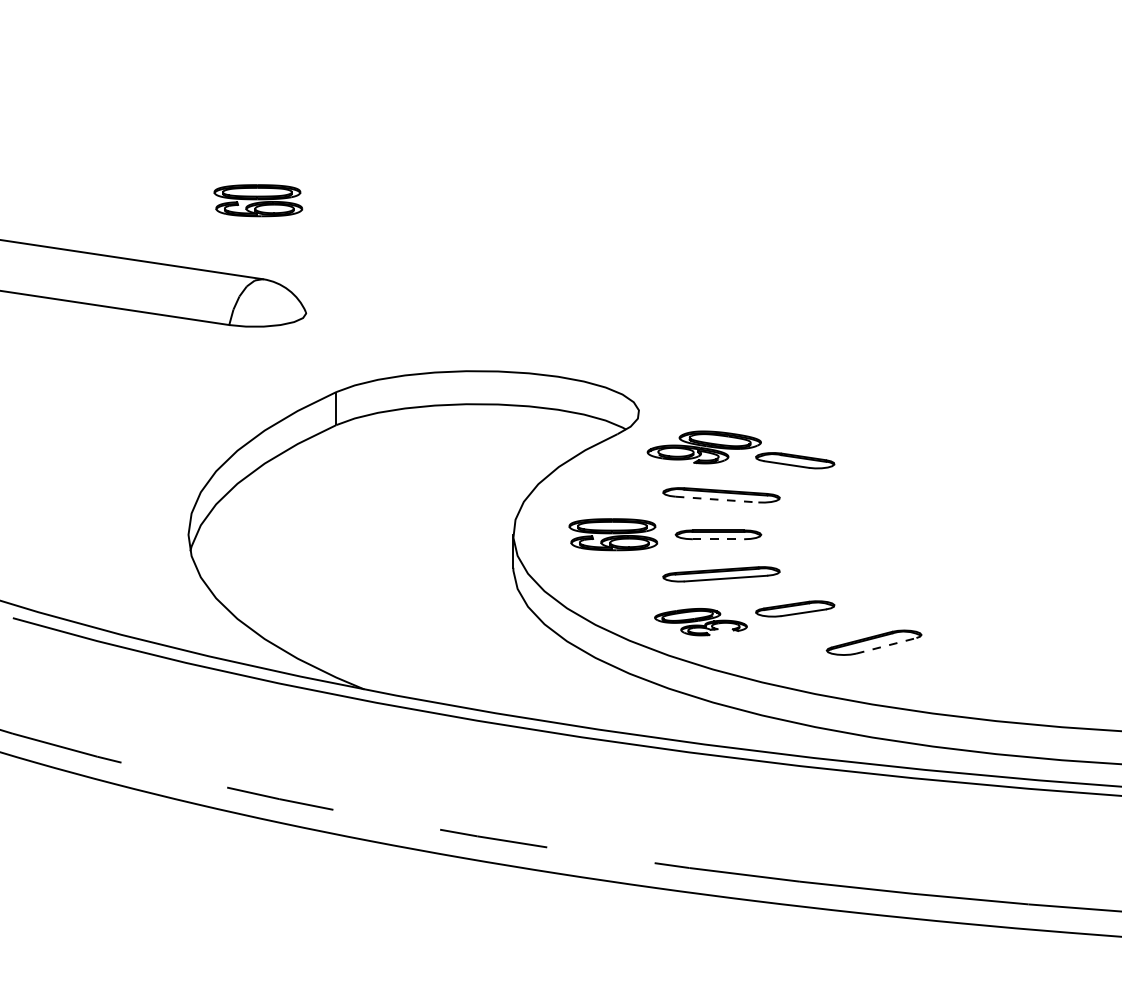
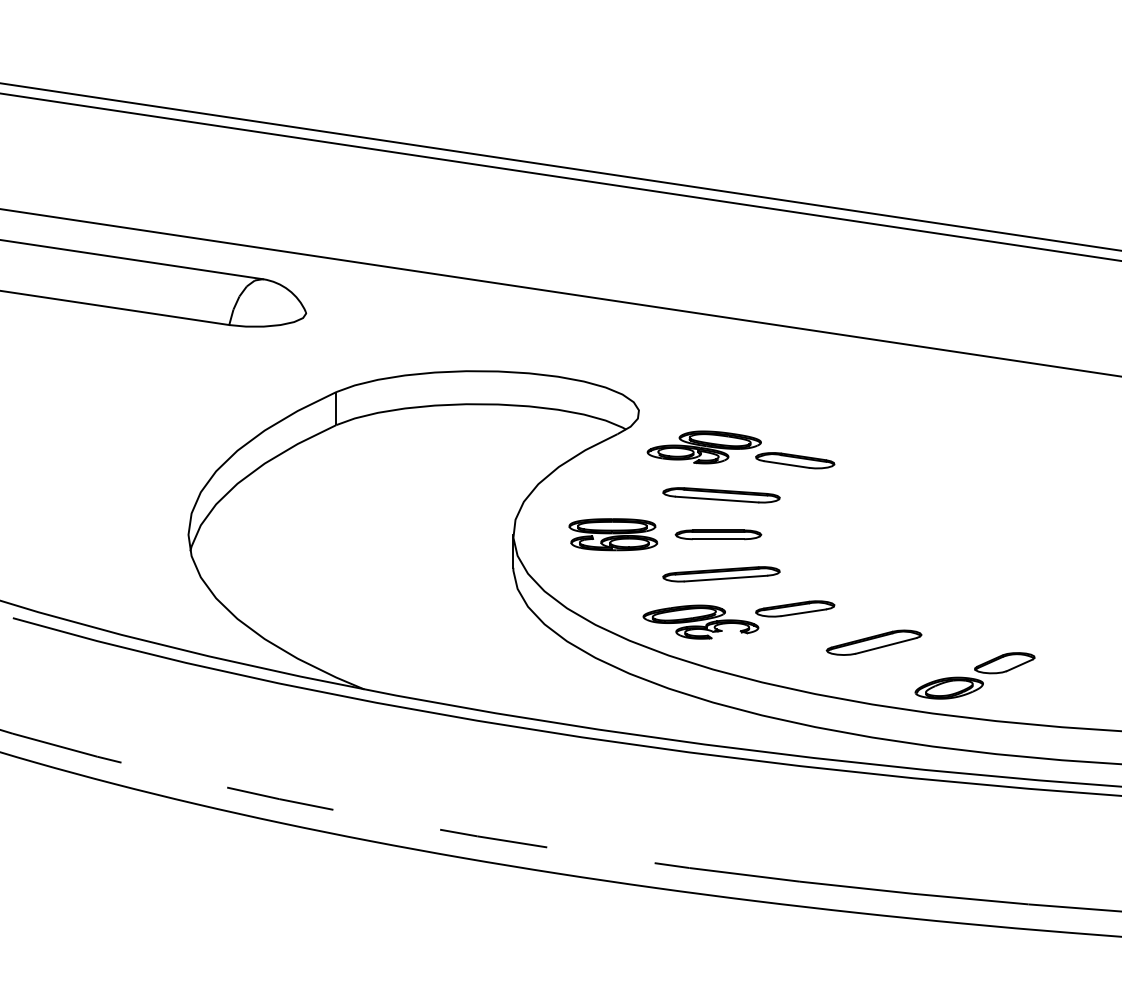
line: none -> present (560, 166)
line: none -> present (560, 176)
part: present -> none (258, 200)
line: none -> present (560, 292)
line: dashed -> solid (717, 499)
line: dashed -> solid (718, 539)
part size: 94x29 px -> 118x36 px (700, 621)
line: dashed -> solid (886, 645)
part: none -> present (974, 675)
